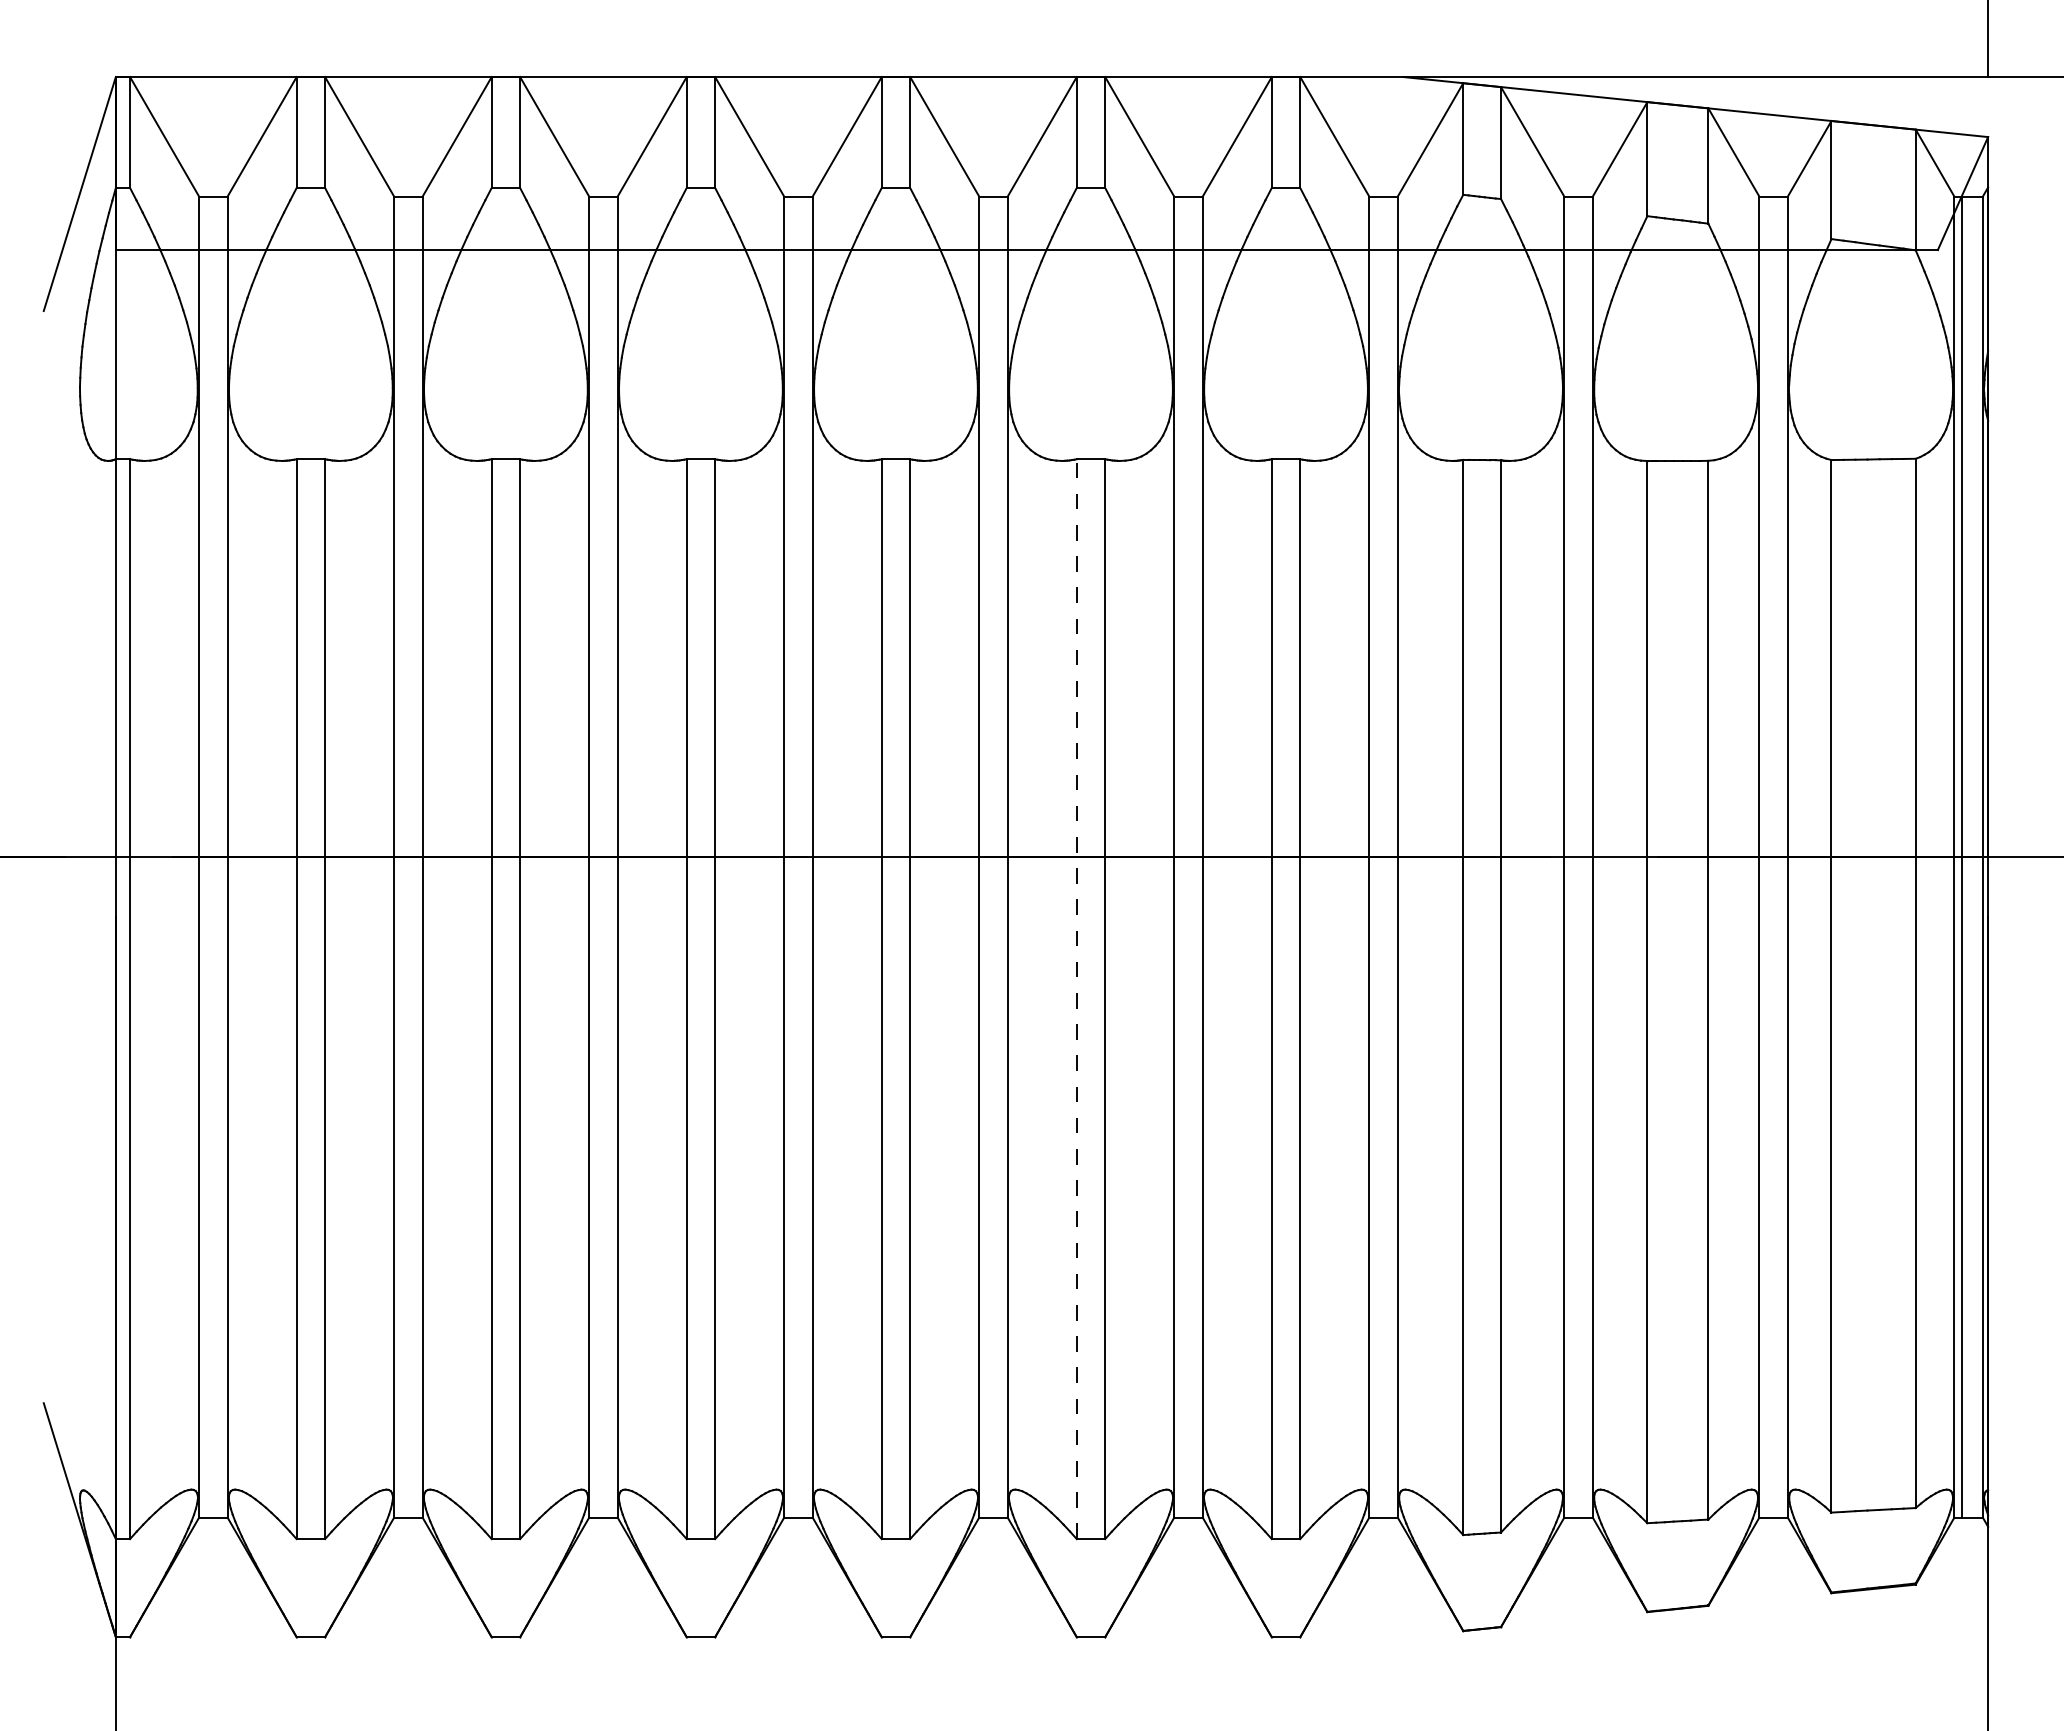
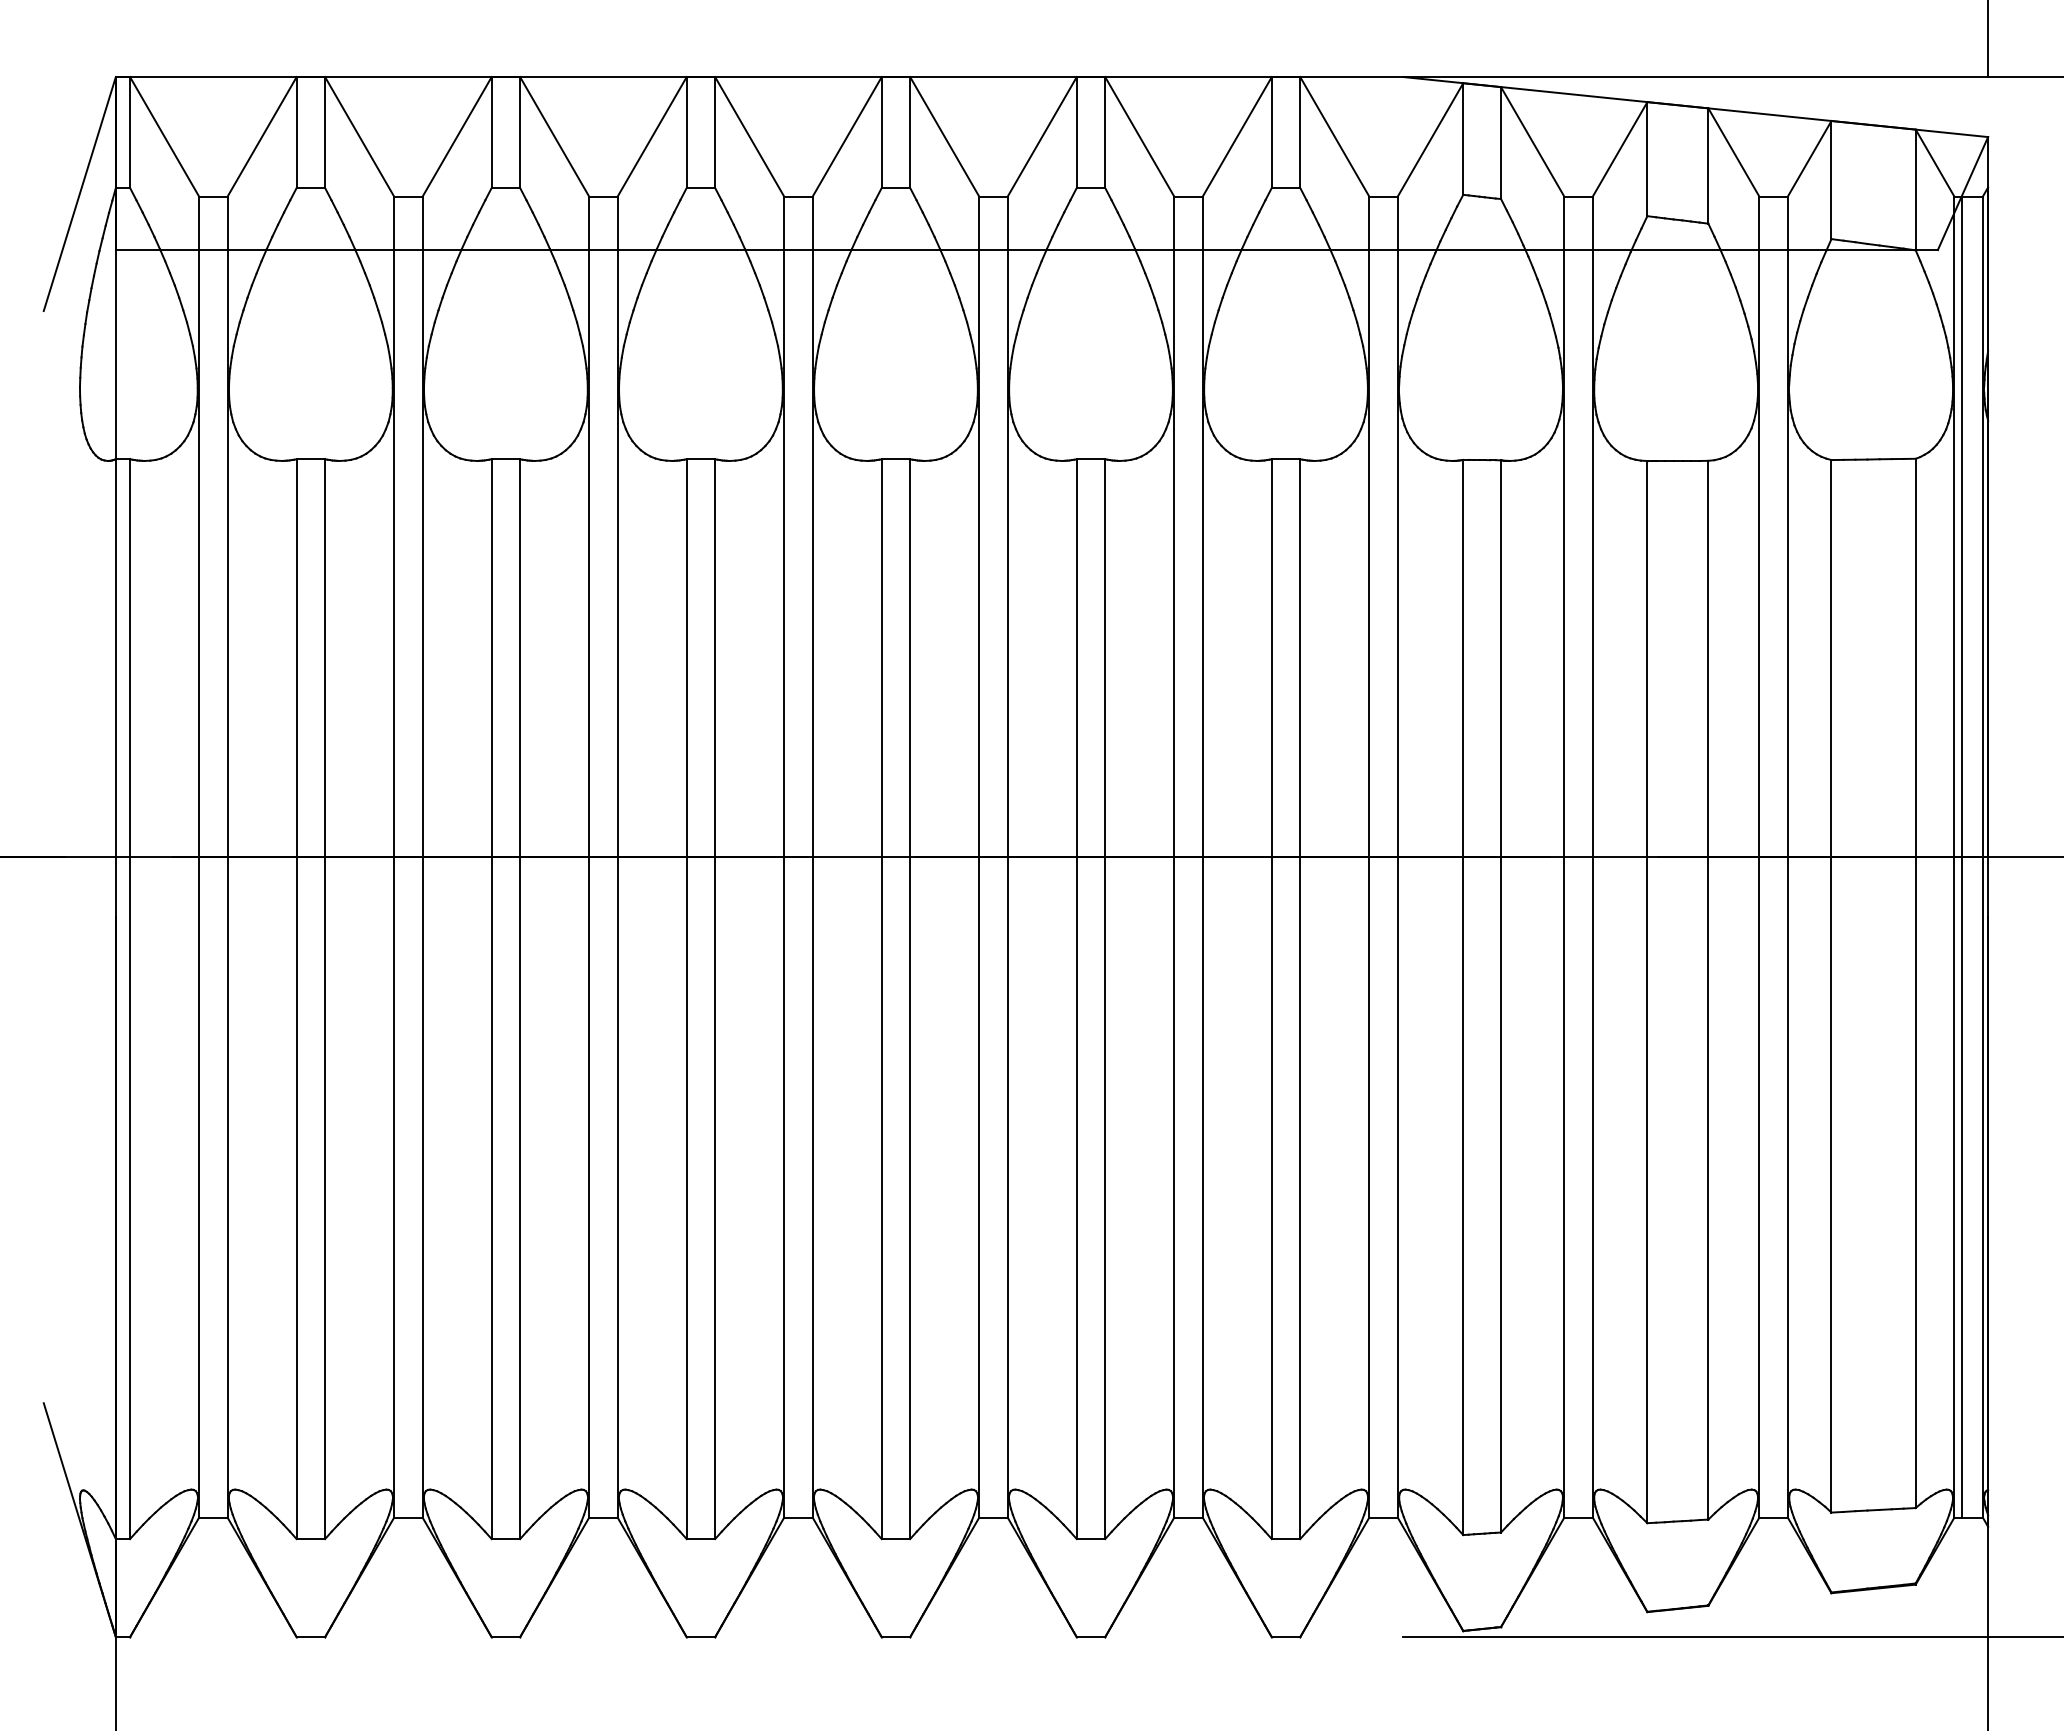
line: dashed -> solid (1076, 999)
line: none -> present (1731, 1637)
